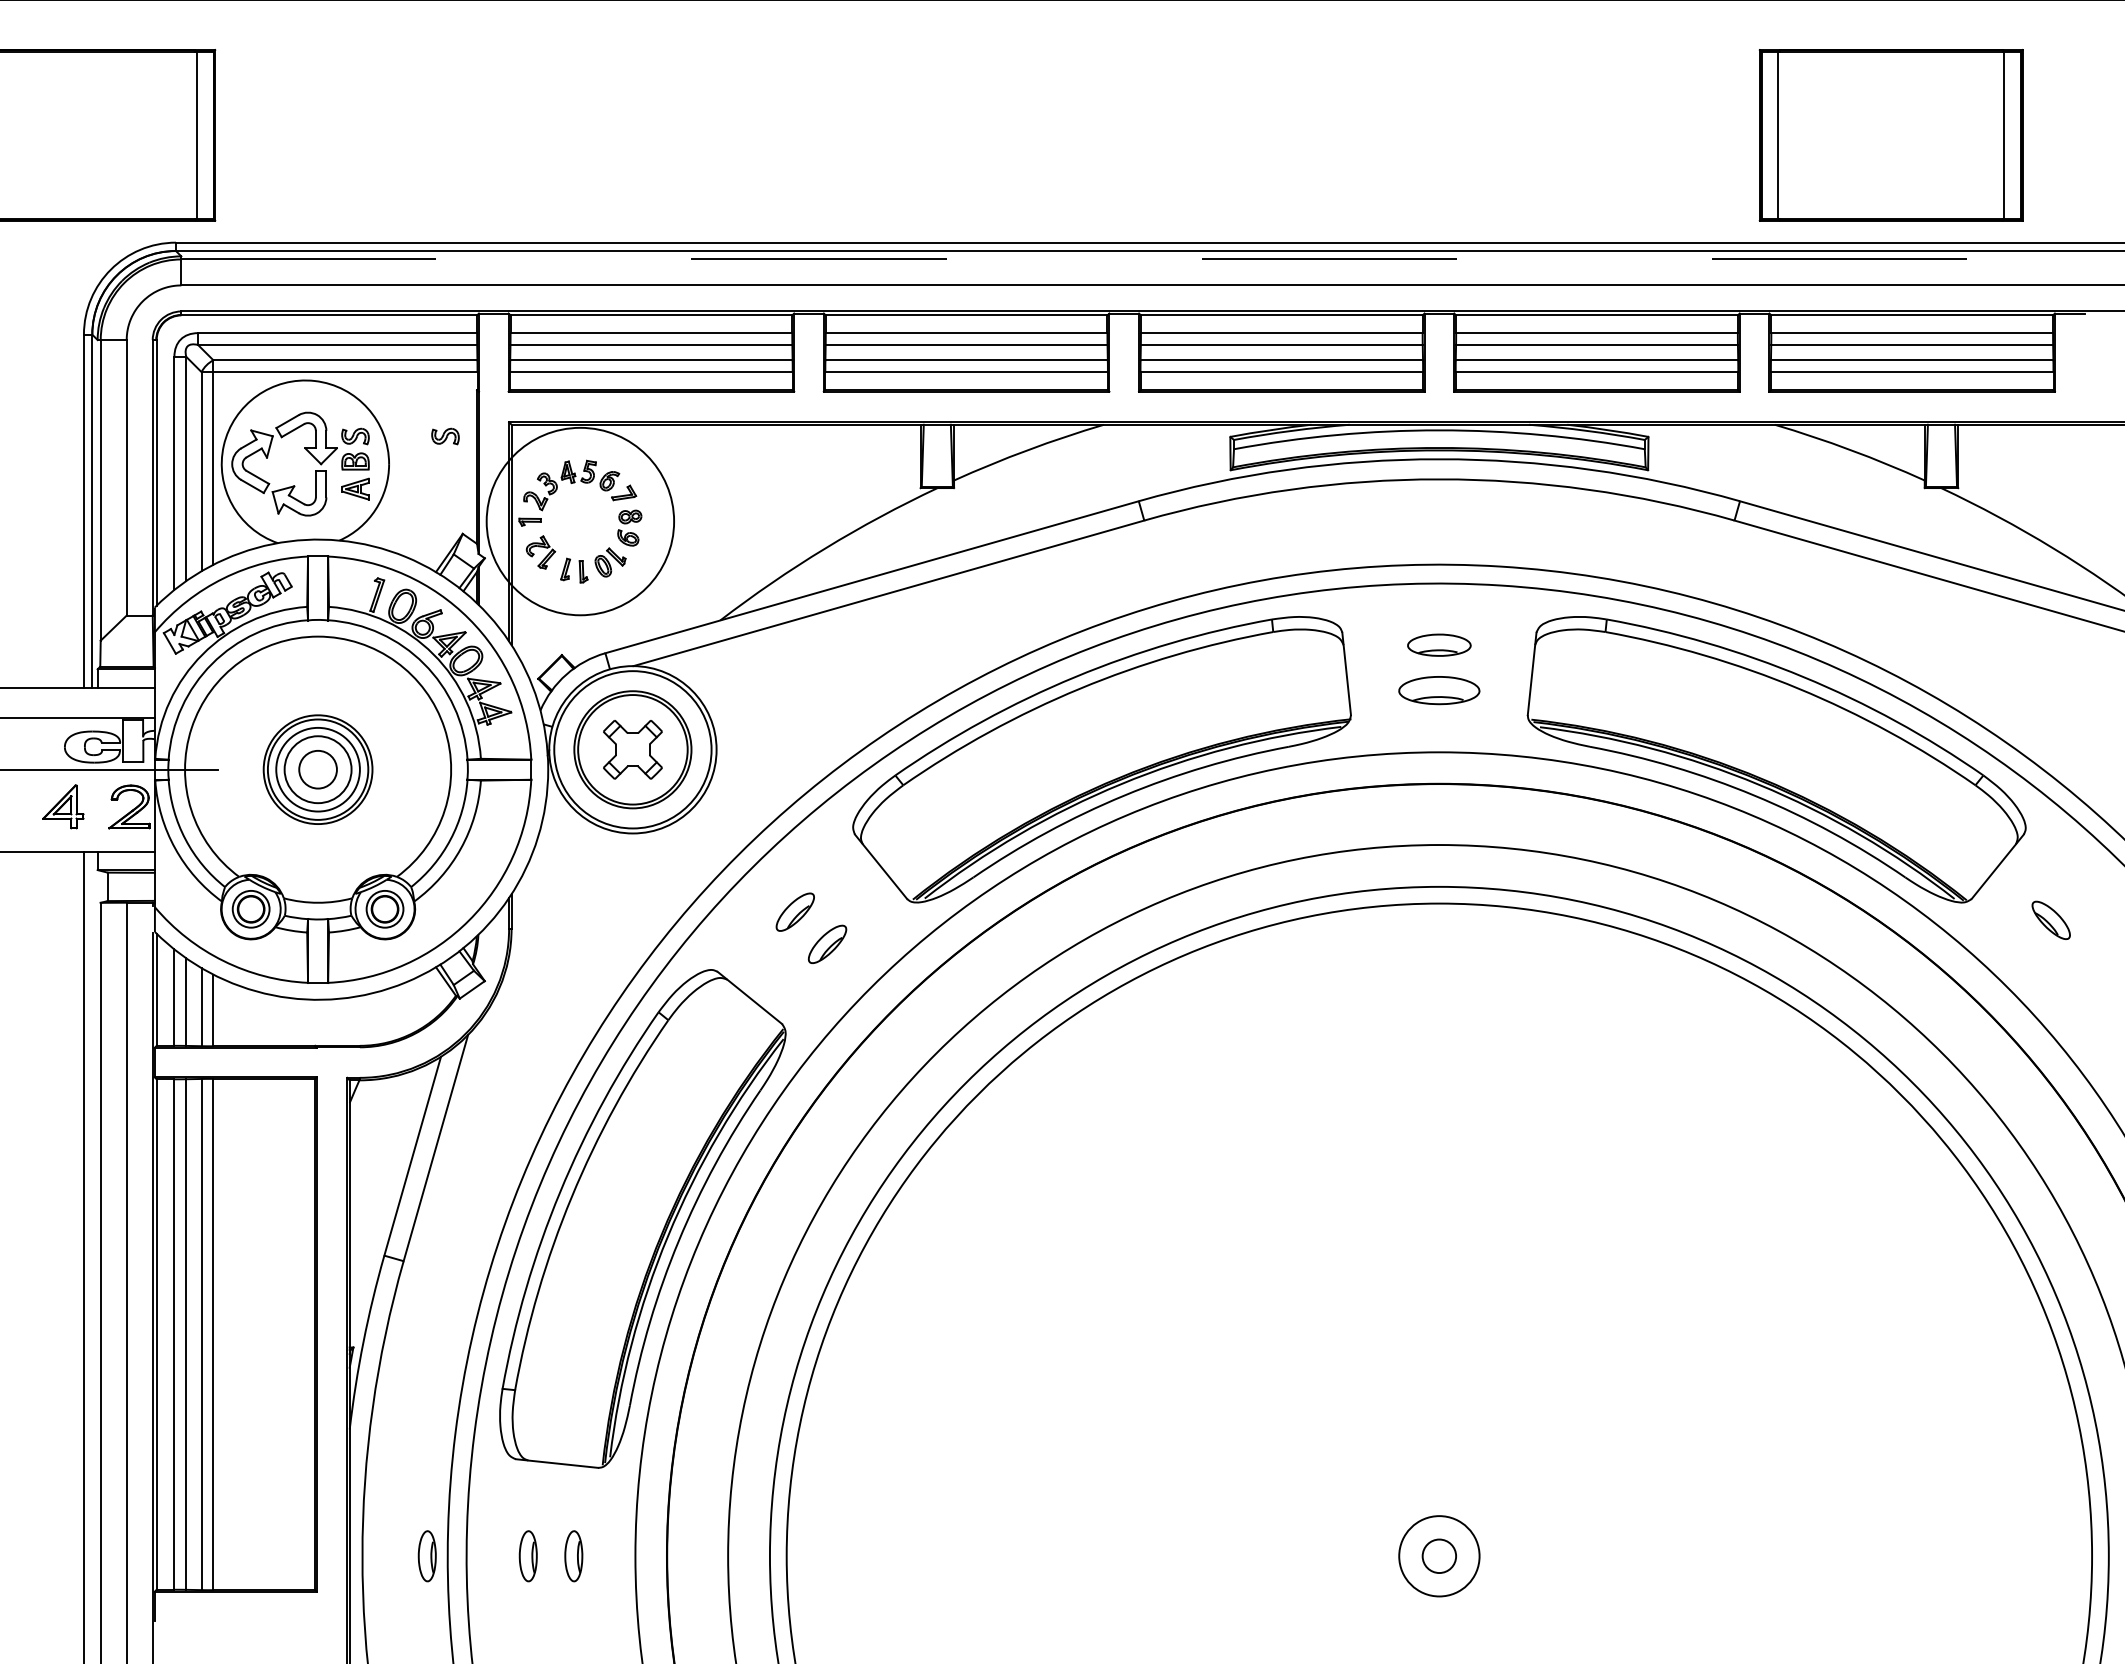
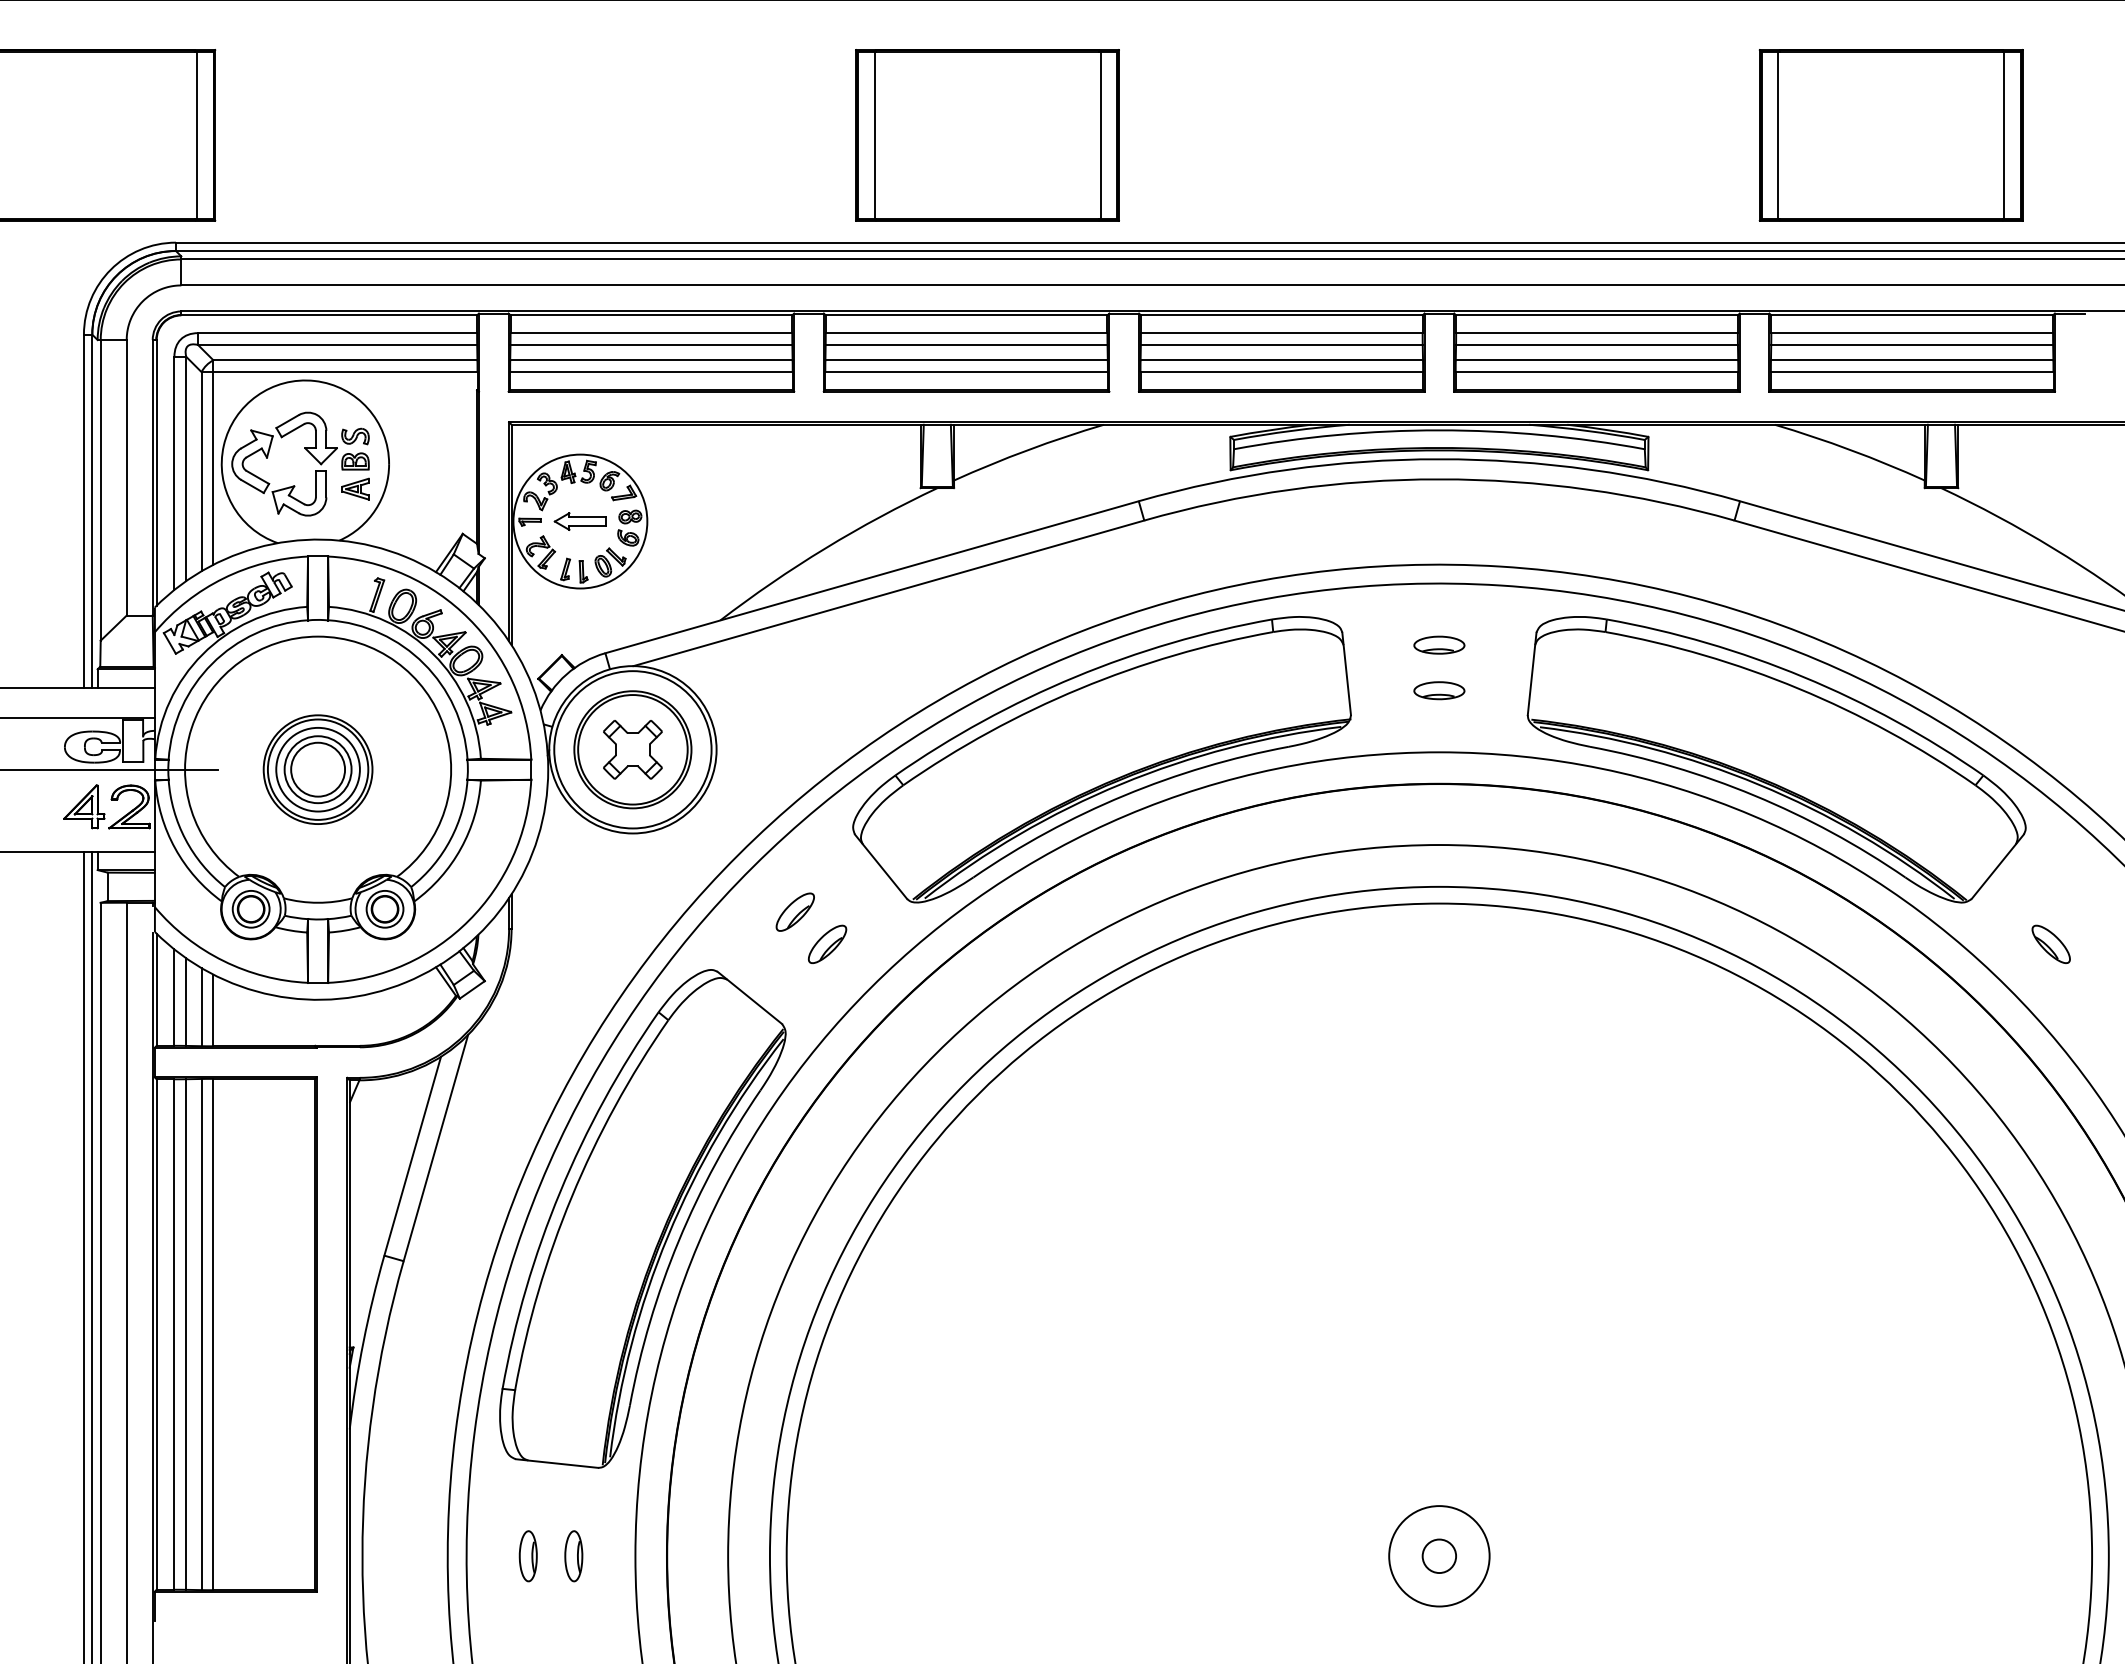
part: none -> present (987, 135)
line: dashed -> solid (1153, 259)
part: present -> none (445, 436)
part: none -> present (579, 521)
circle diameter: 187 px -> 134 px (580, 521)
part size: 65x24 px -> 53x20 px (1439, 644)
part size: 83x30 px -> 53x20 px (1439, 690)
circle diameter: 38 px -> 54 px (318, 769)
part position: (63, 806) -> (84, 806) (84, 806)
part position: (2050, 919) -> (2050, 943) (2050, 943)
line: none -> present (92, 1255)
part: present -> none (426, 1556)
circle diameter: 80 px -> 100 px (1439, 1556)
